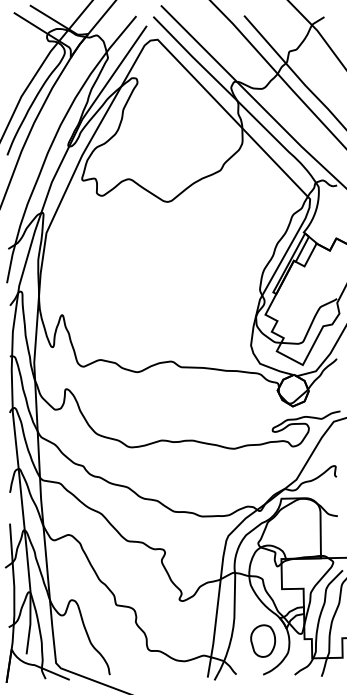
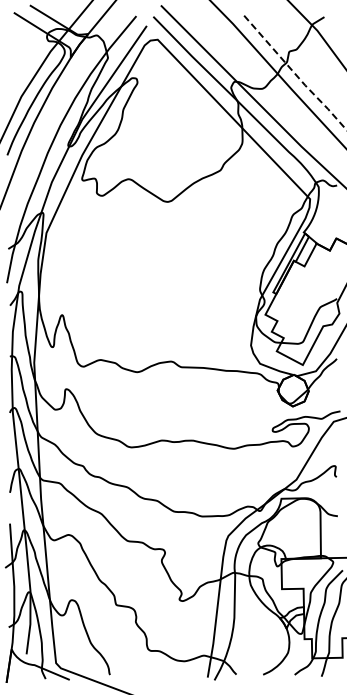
line: solid -> dashed (295, 74)
part: present -> none (263, 640)
